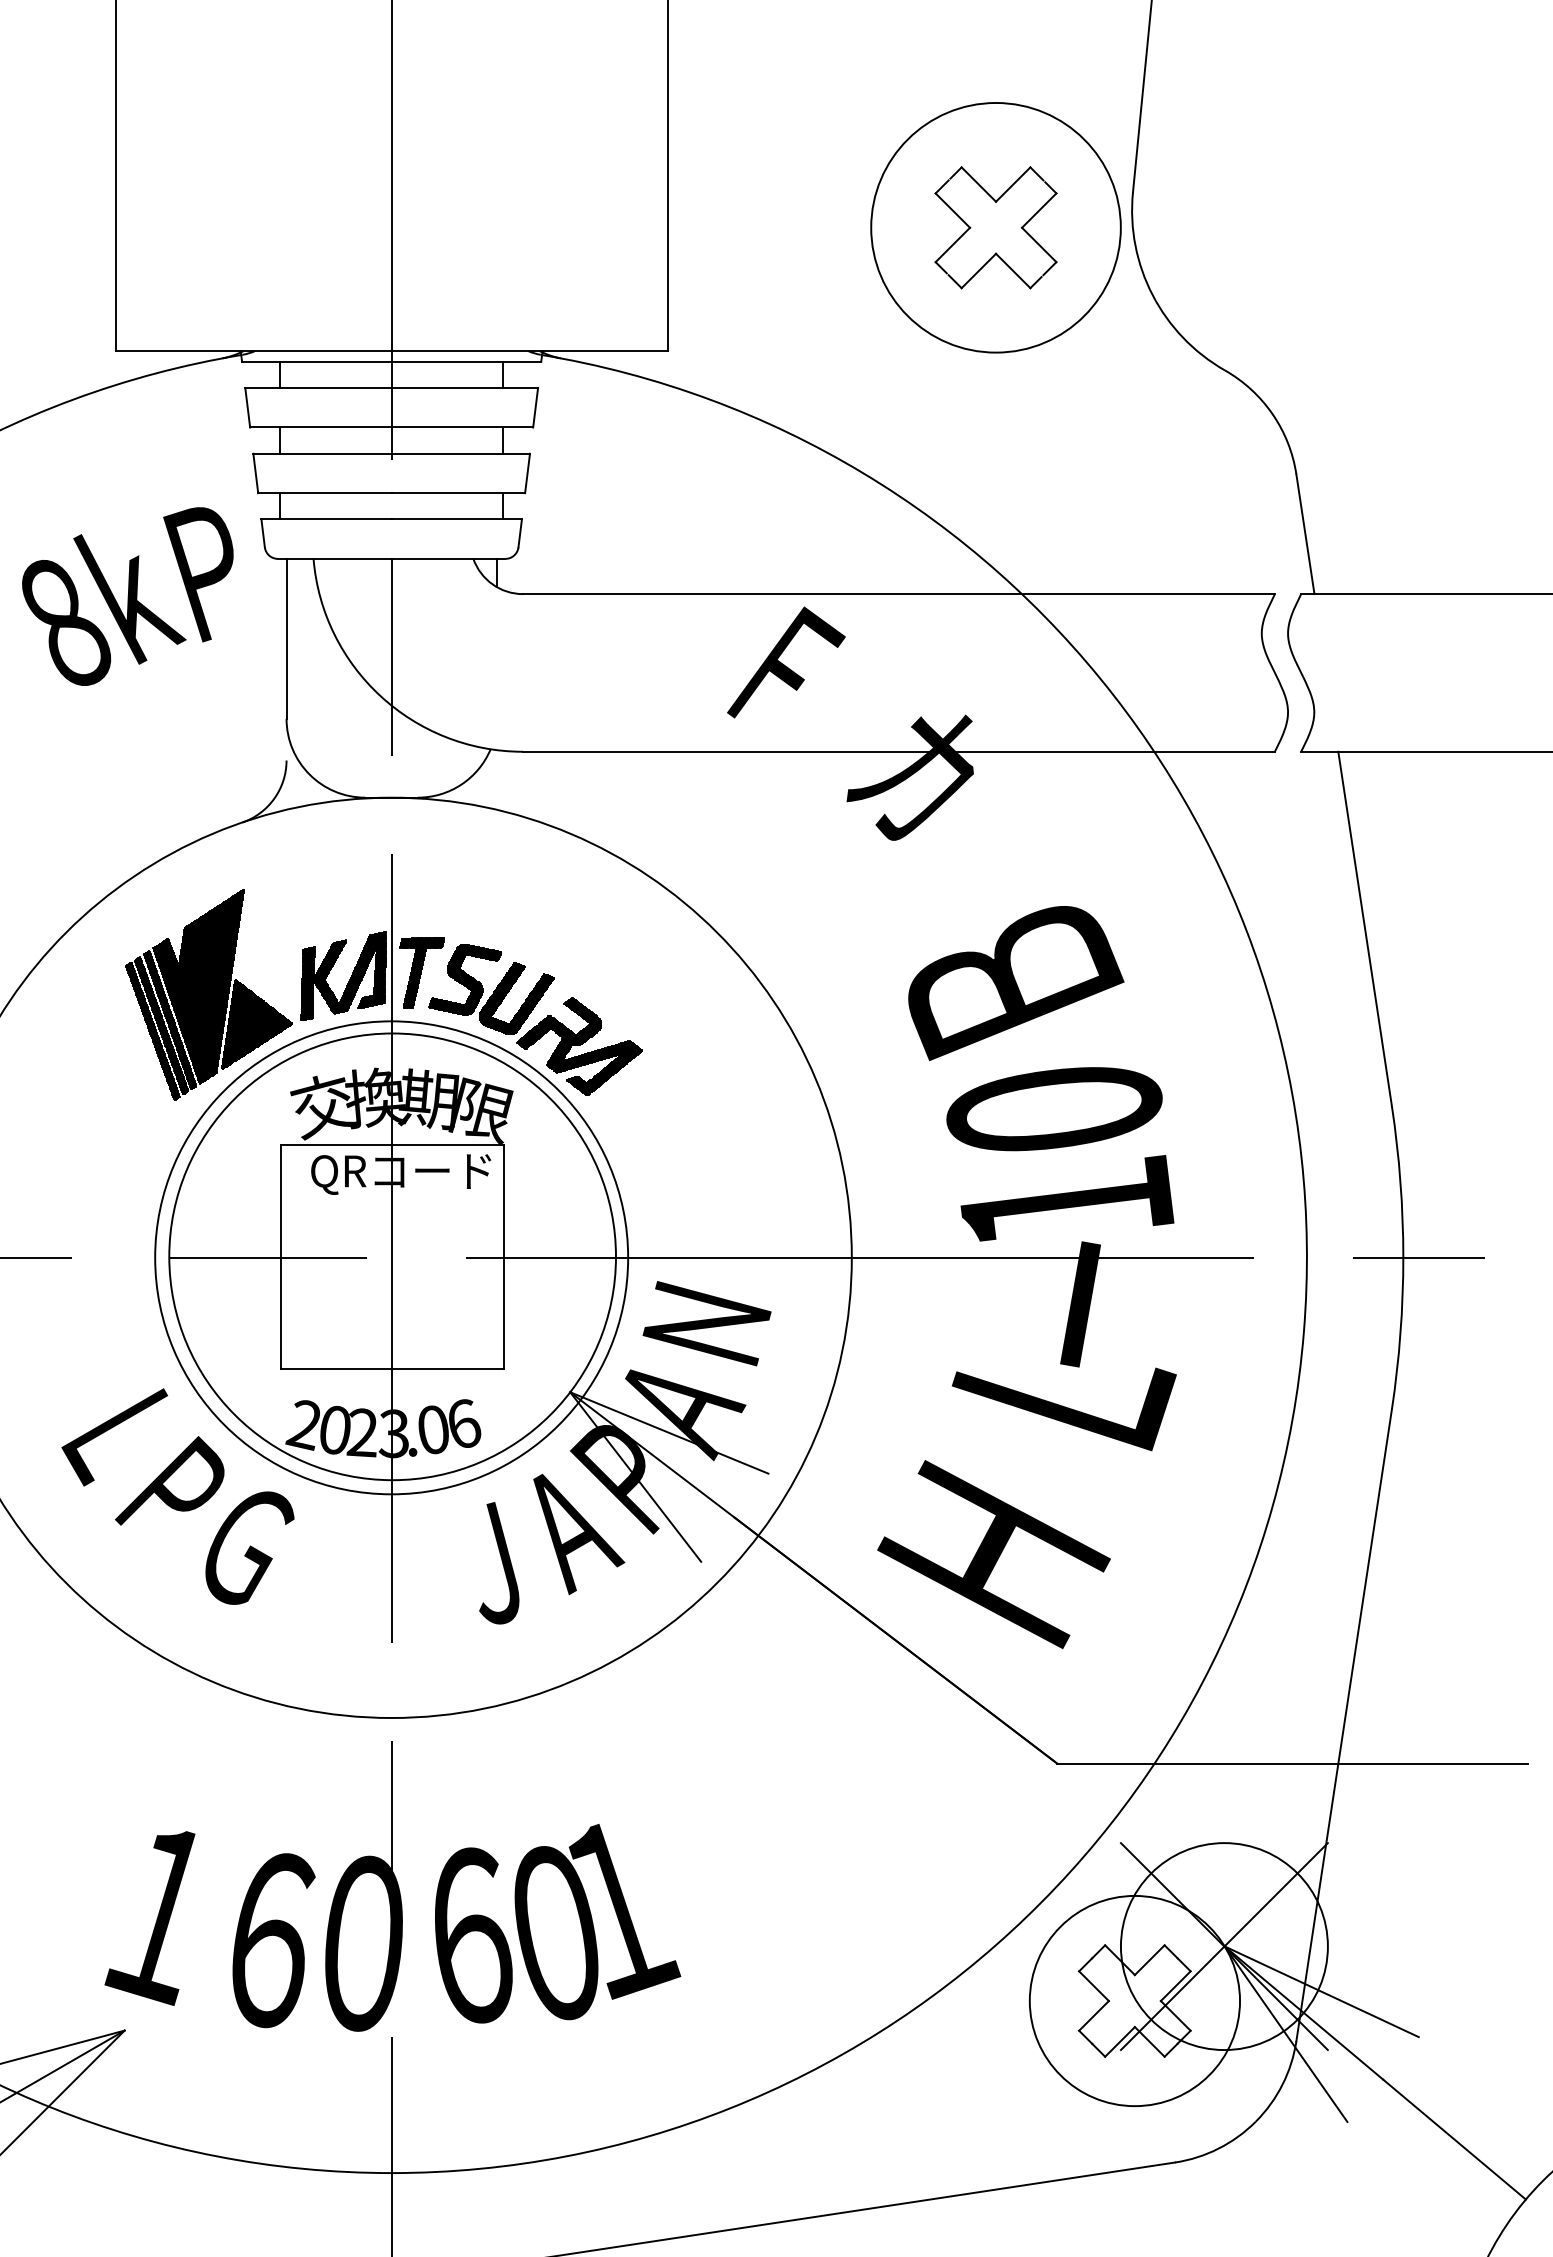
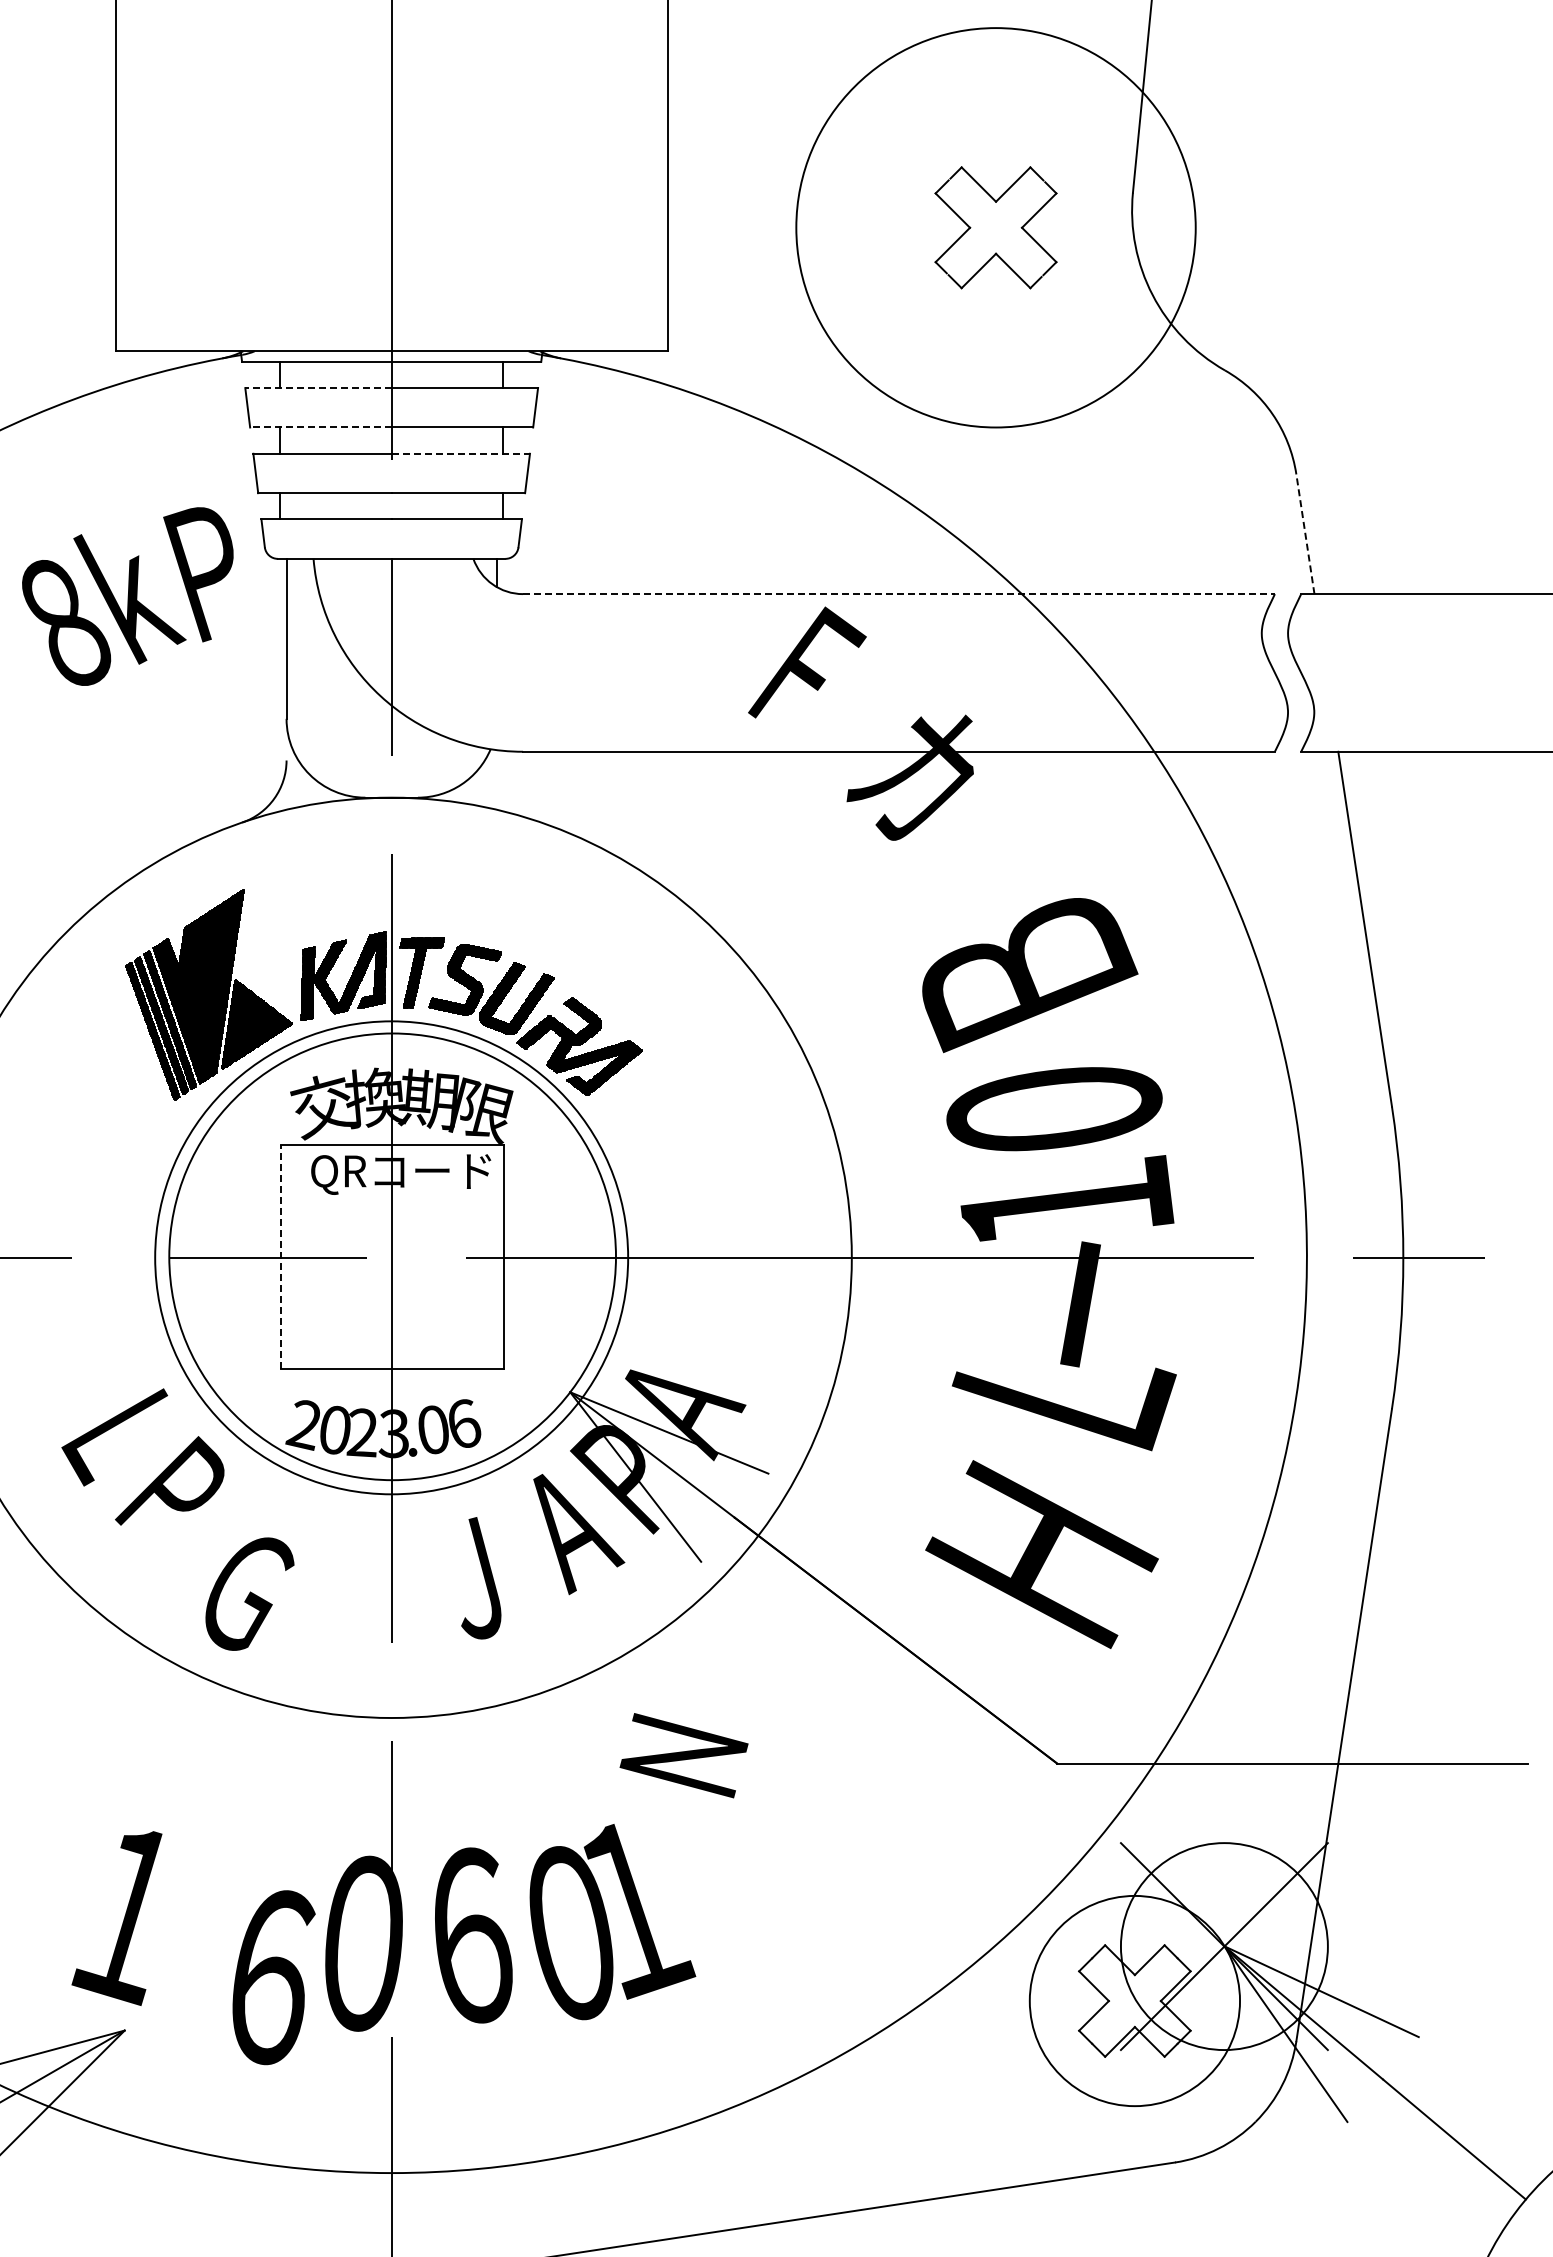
circle diameter: 250 px -> 399 px (995, 227)
line: solid -> dashed (317, 388)
line: solid -> dashed (320, 427)
line: solid -> dashed (461, 453)
line: solid -> dashed (1305, 534)
line: solid -> dashed (898, 594)
text position: (786, 662) -> (807, 662) (807, 662)
text position: (1016, 983) -> (1030, 975) (1030, 975)
line: solid -> dashed (280, 1256)
text position: (706, 1323) -> (683, 1755) (683, 1755)
text position: (249, 1547) -> (249, 1593) (249, 1593)
text position: (993, 1554) -> (1041, 1554) (1041, 1554)
text position: (499, 1563) -> (481, 1578) (481, 1578)
text position: (149, 1918) -> (116, 1918) (116, 1918)
text position: (597, 1922) -> (612, 1922) (612, 1922)
text position: (273, 1940) -> (273, 1977) (273, 1977)
